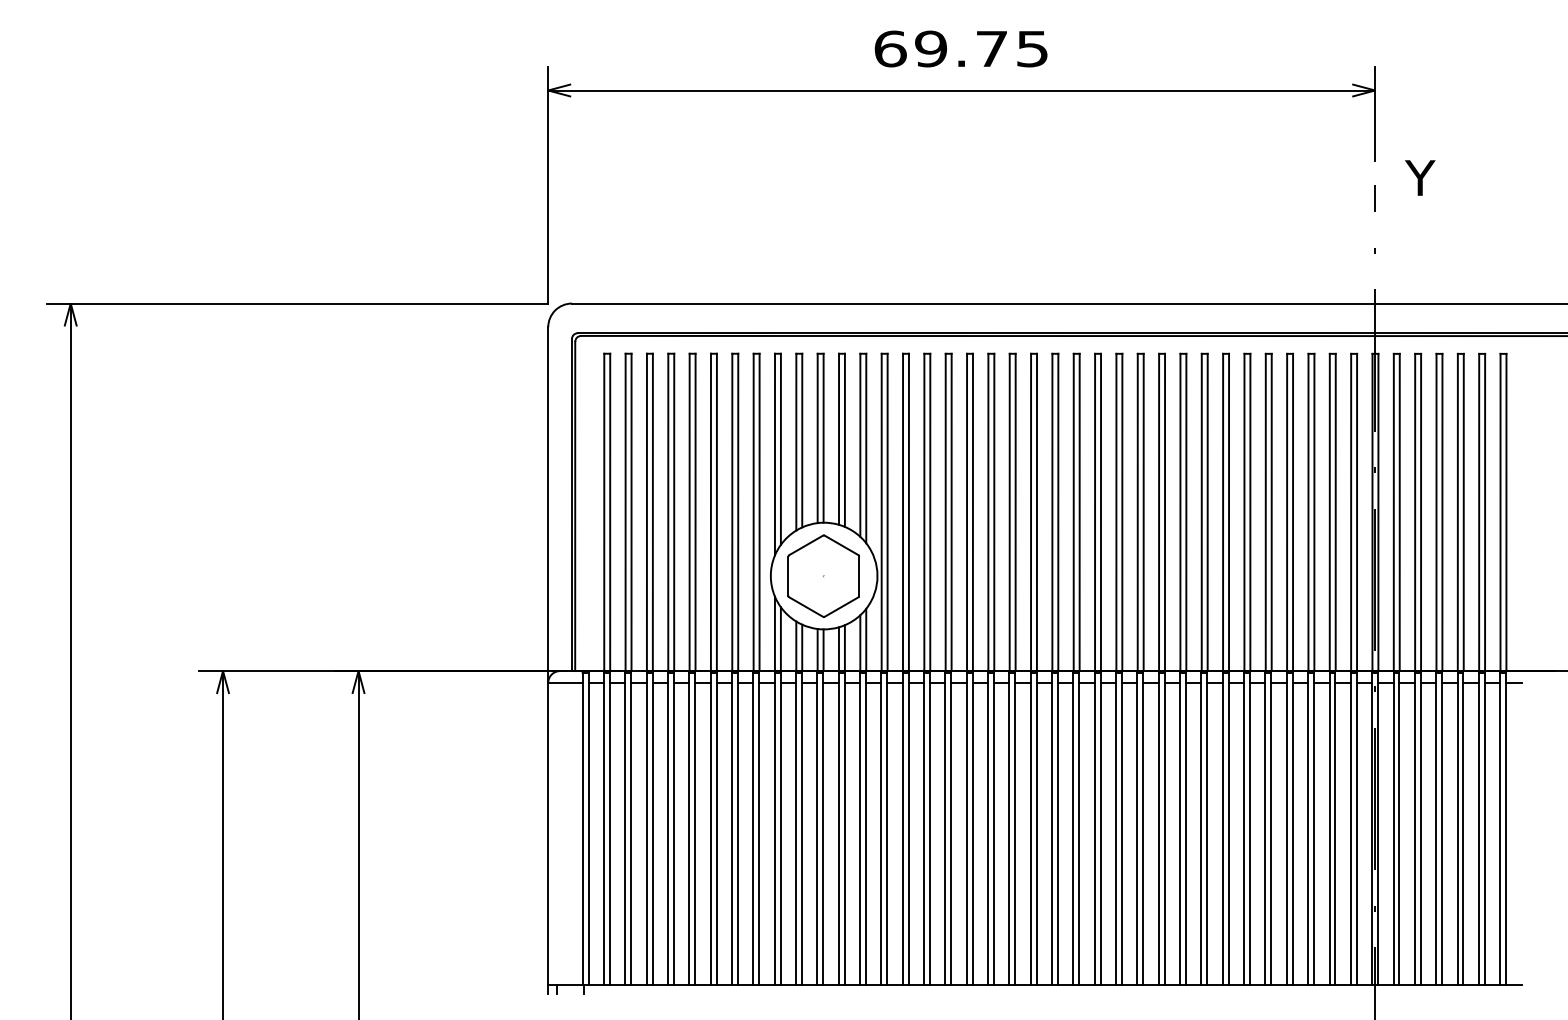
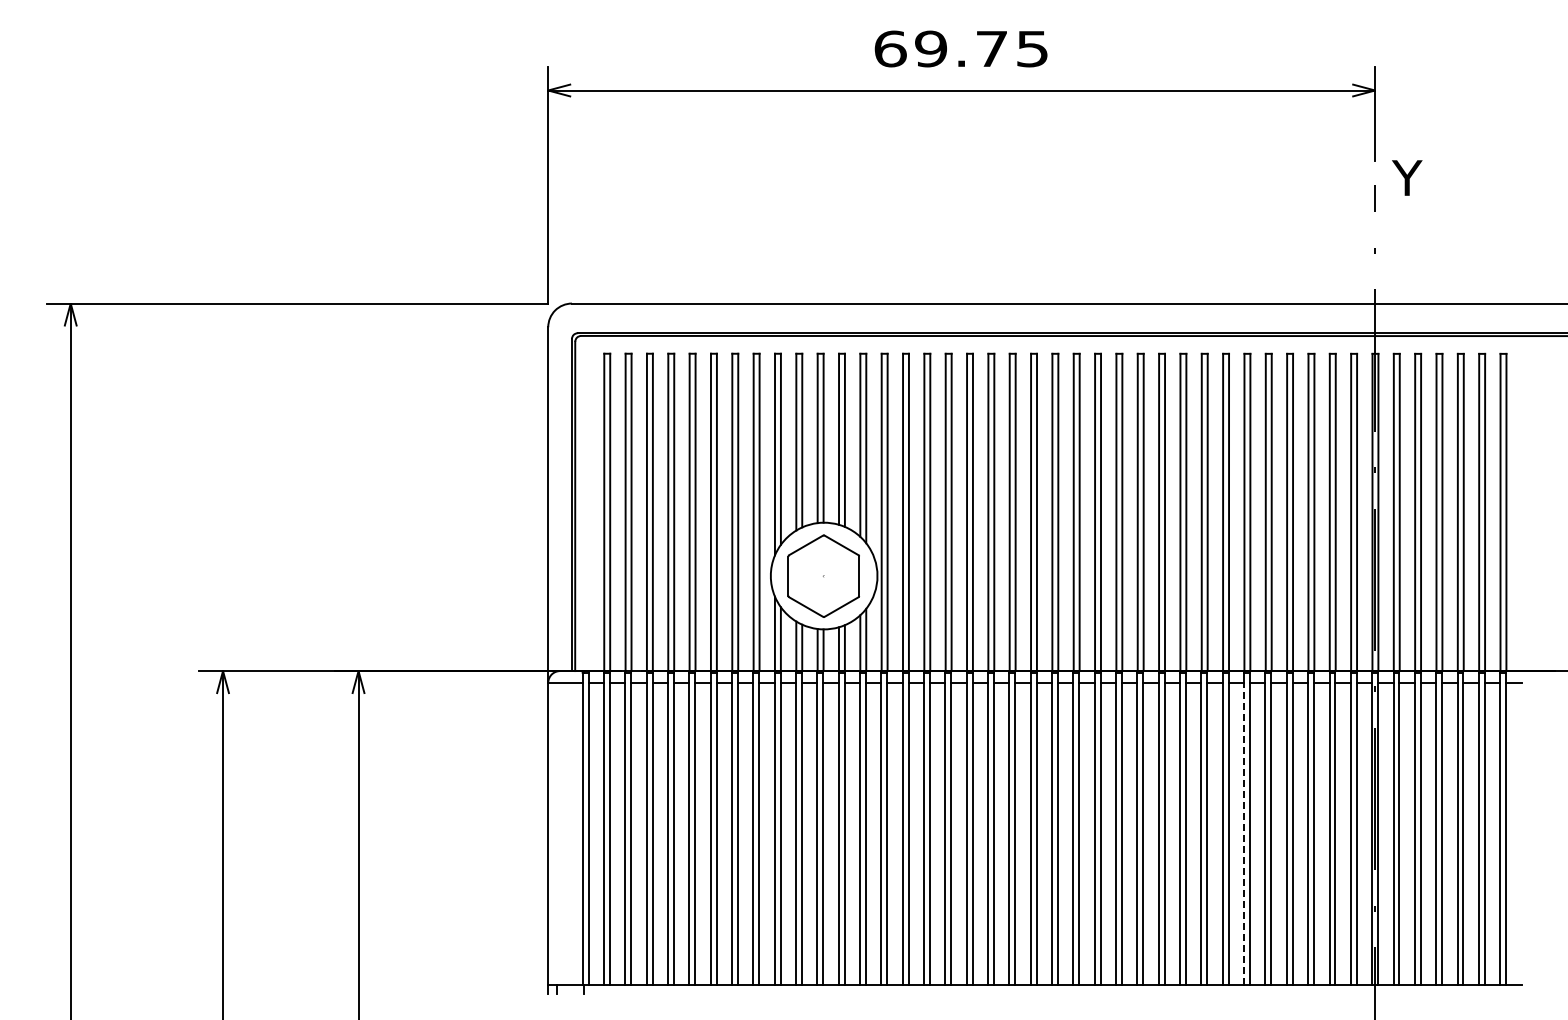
text position: (1420, 177) -> (1407, 177) (1407, 177)
line: solid -> dashed (1244, 833)
